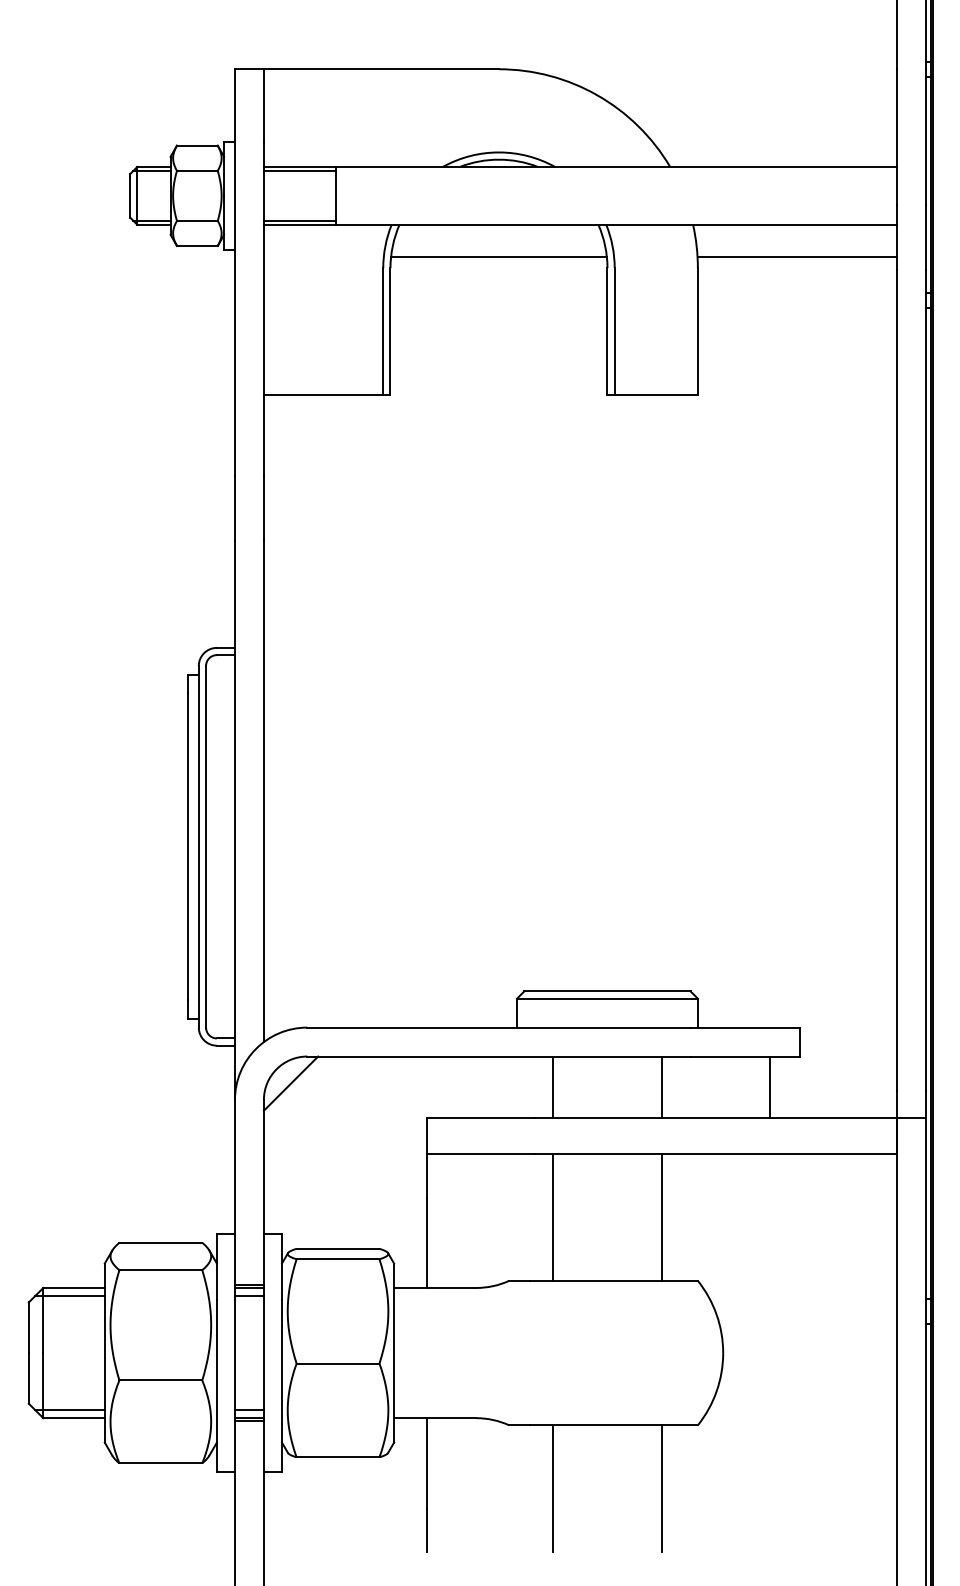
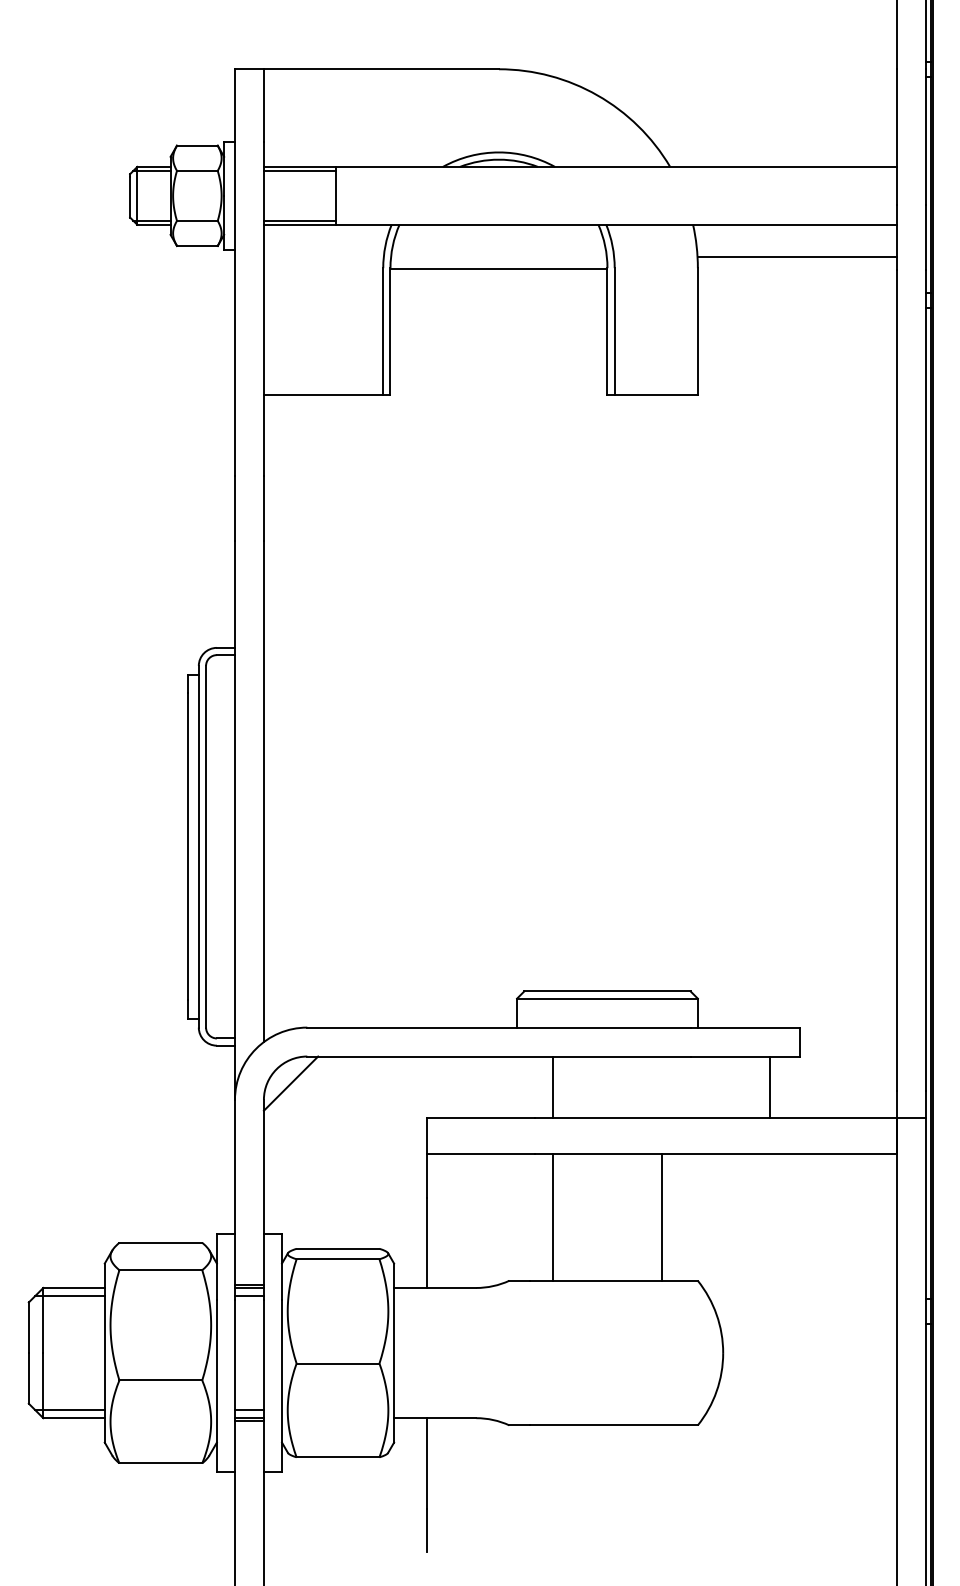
line position: (498, 257) -> (498, 269) (498, 269)
line: present -> none (661, 1087)
line: present -> none (553, 1488)
line: present -> none (661, 1488)
